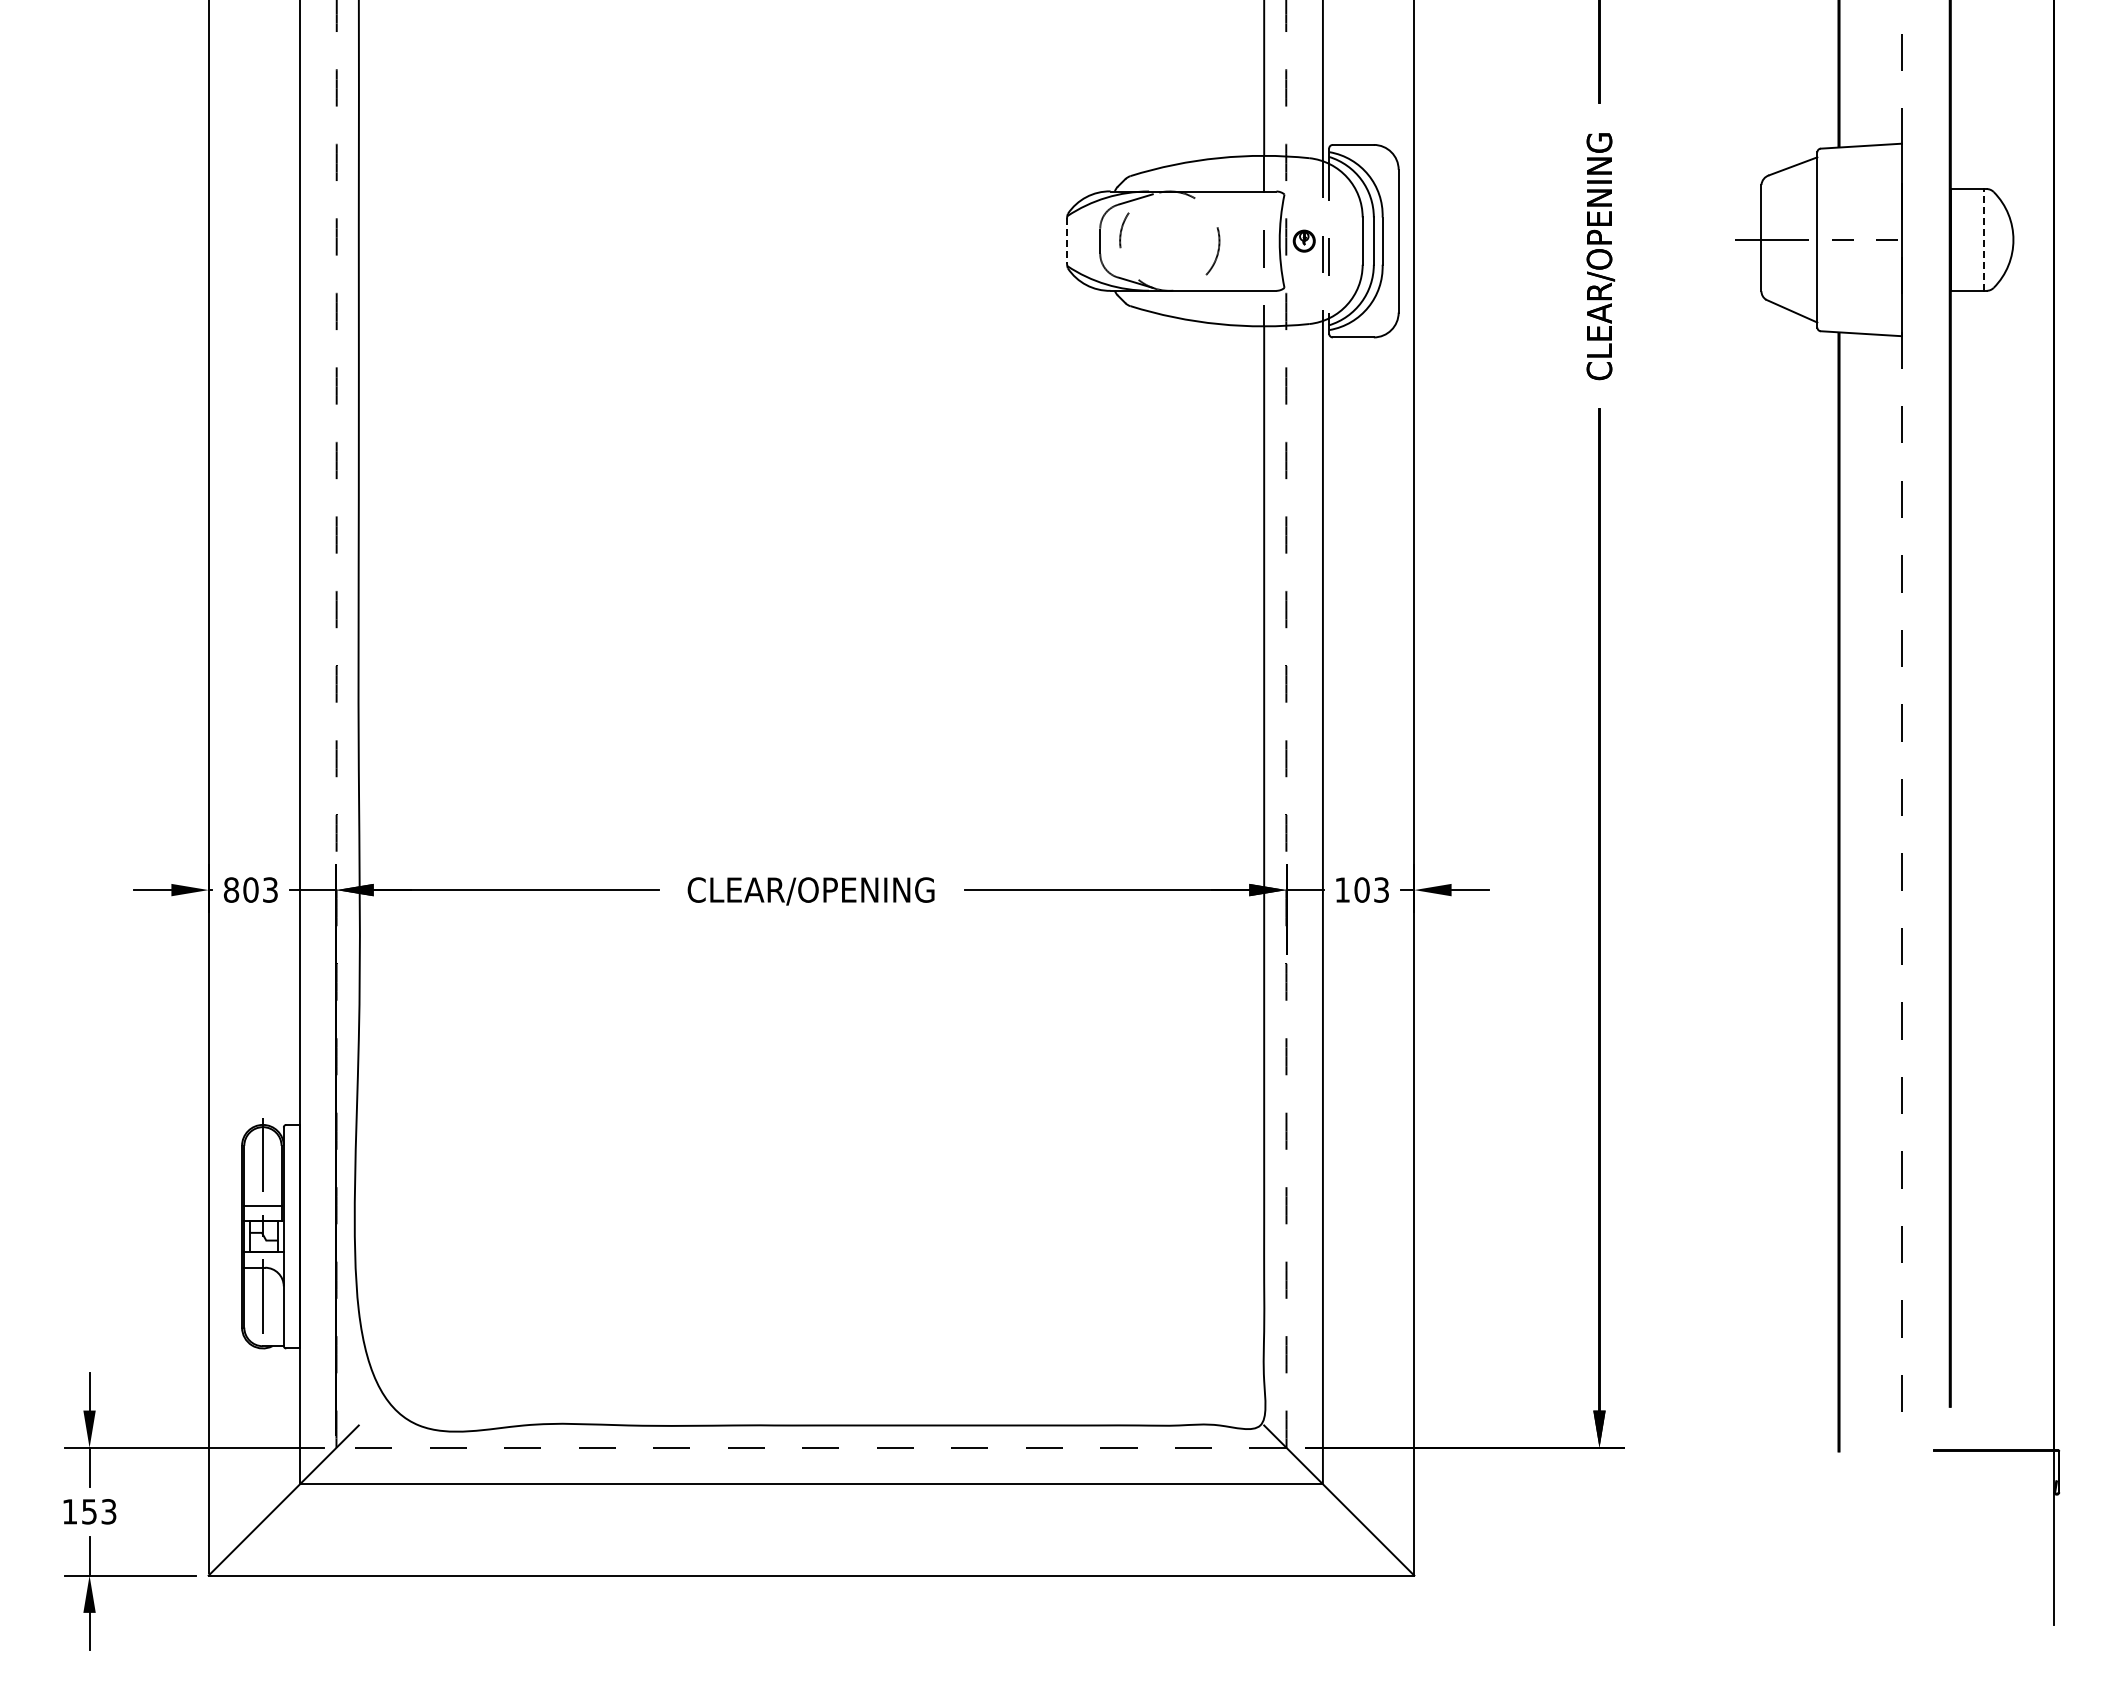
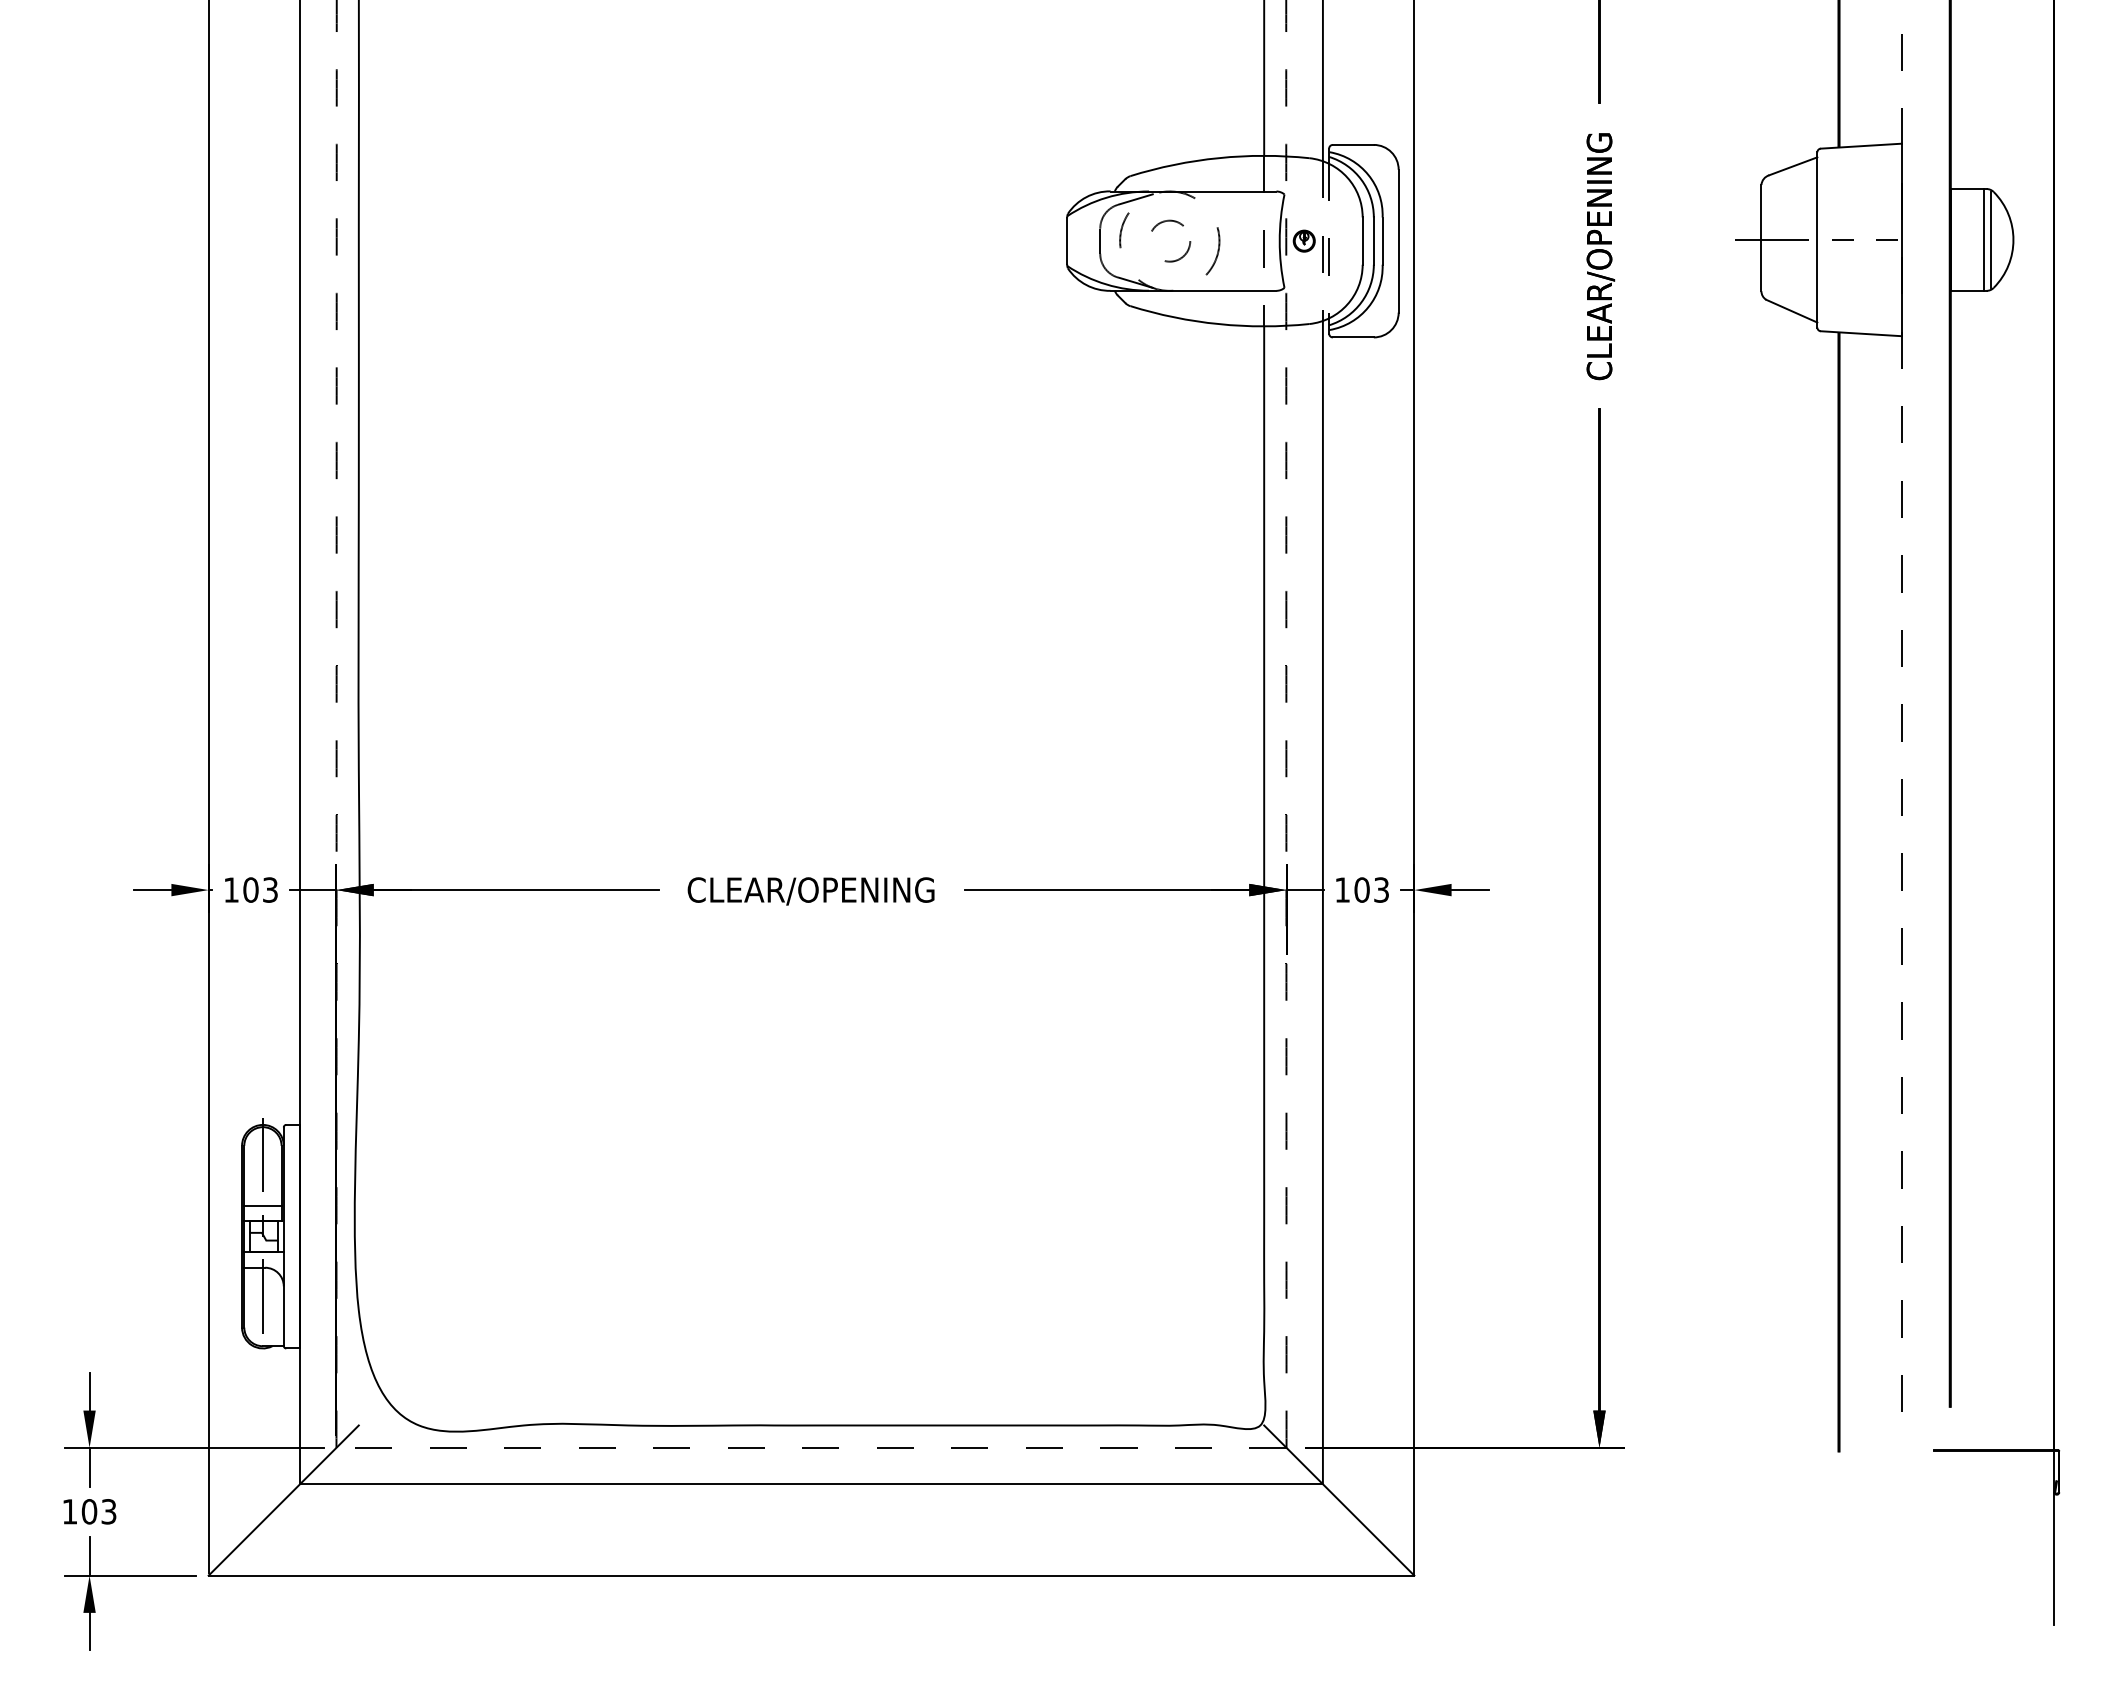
line: dashed -> solid (1984, 239)
line: none -> present (1990, 239)
circle: none -> present (1171, 240)
line: dashed -> solid (1067, 241)
text: 803 -> 103 (231, 889)
text: 153 -> 103 (89, 1511)
